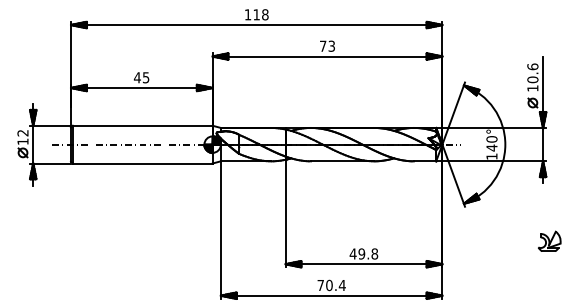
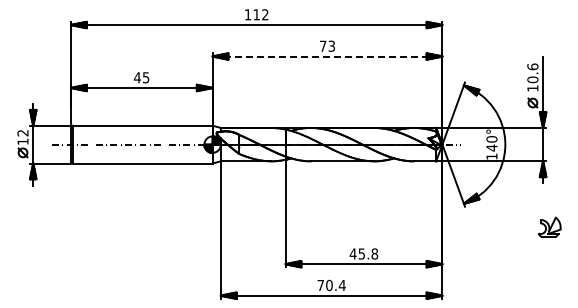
text: 118 -> 112 (265, 14)
line: solid -> dashed (327, 56)
part position: (549, 240) -> (549, 226) (549, 226)
text: 49.8 -> 45.8 (361, 253)
